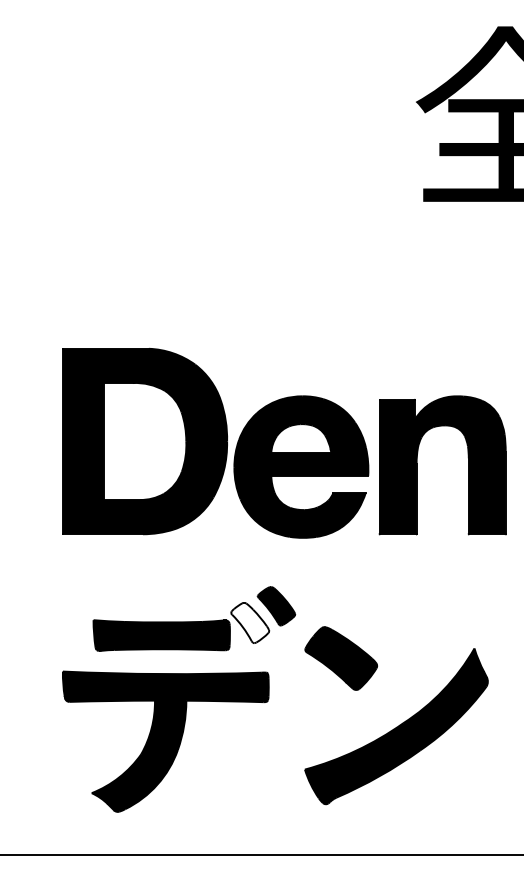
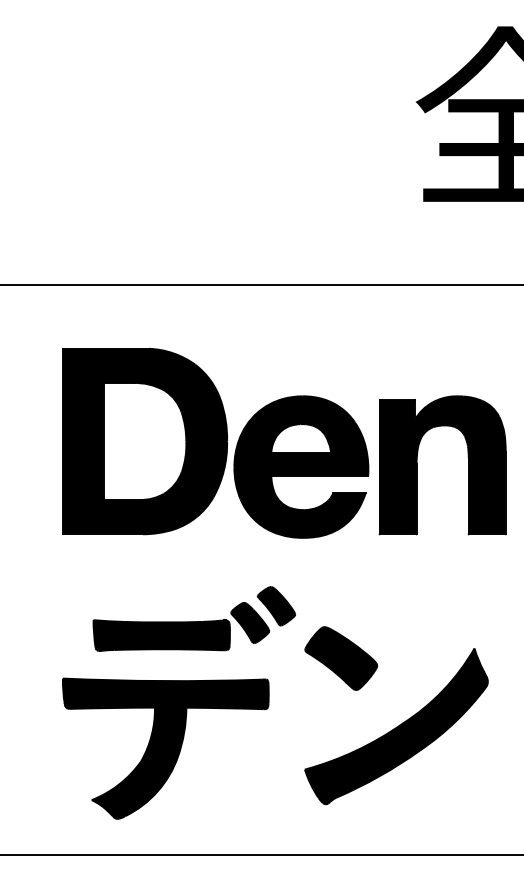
line: none -> present (261, 284)
fill: none -> present (250, 622)
part position: (165, 741) -> (165, 748) (165, 748)
